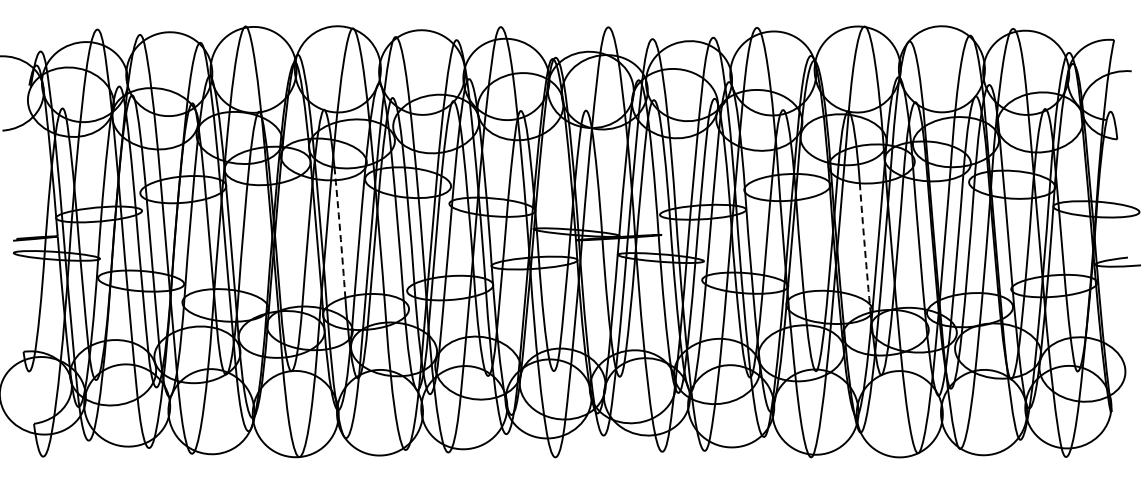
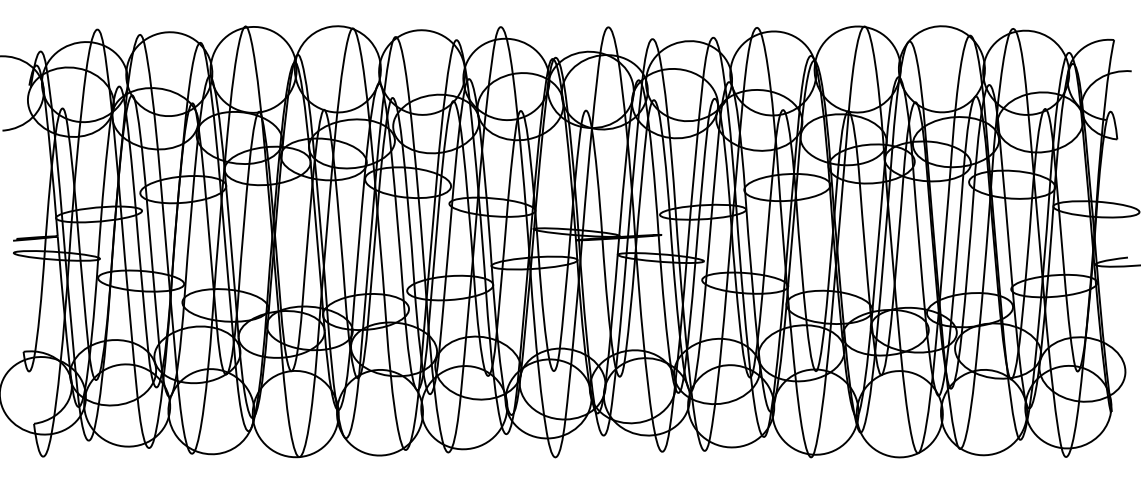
arc: dashed -> solid (340, 232)
arc: dashed -> solid (864, 248)
